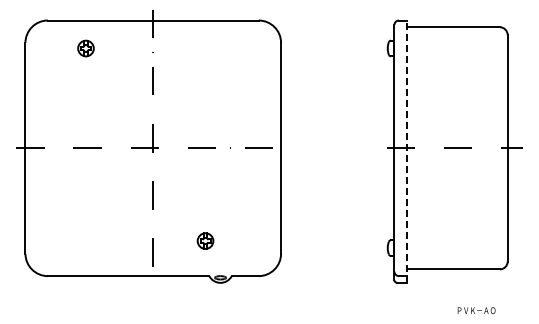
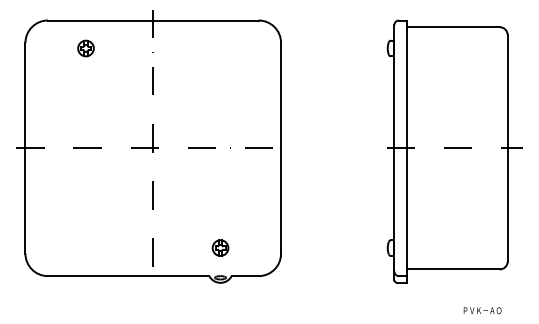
line: dashed -> solid (406, 151)
part position: (205, 240) -> (220, 247) (220, 247)
text position: (476, 310) -> (482, 310) (482, 310)
